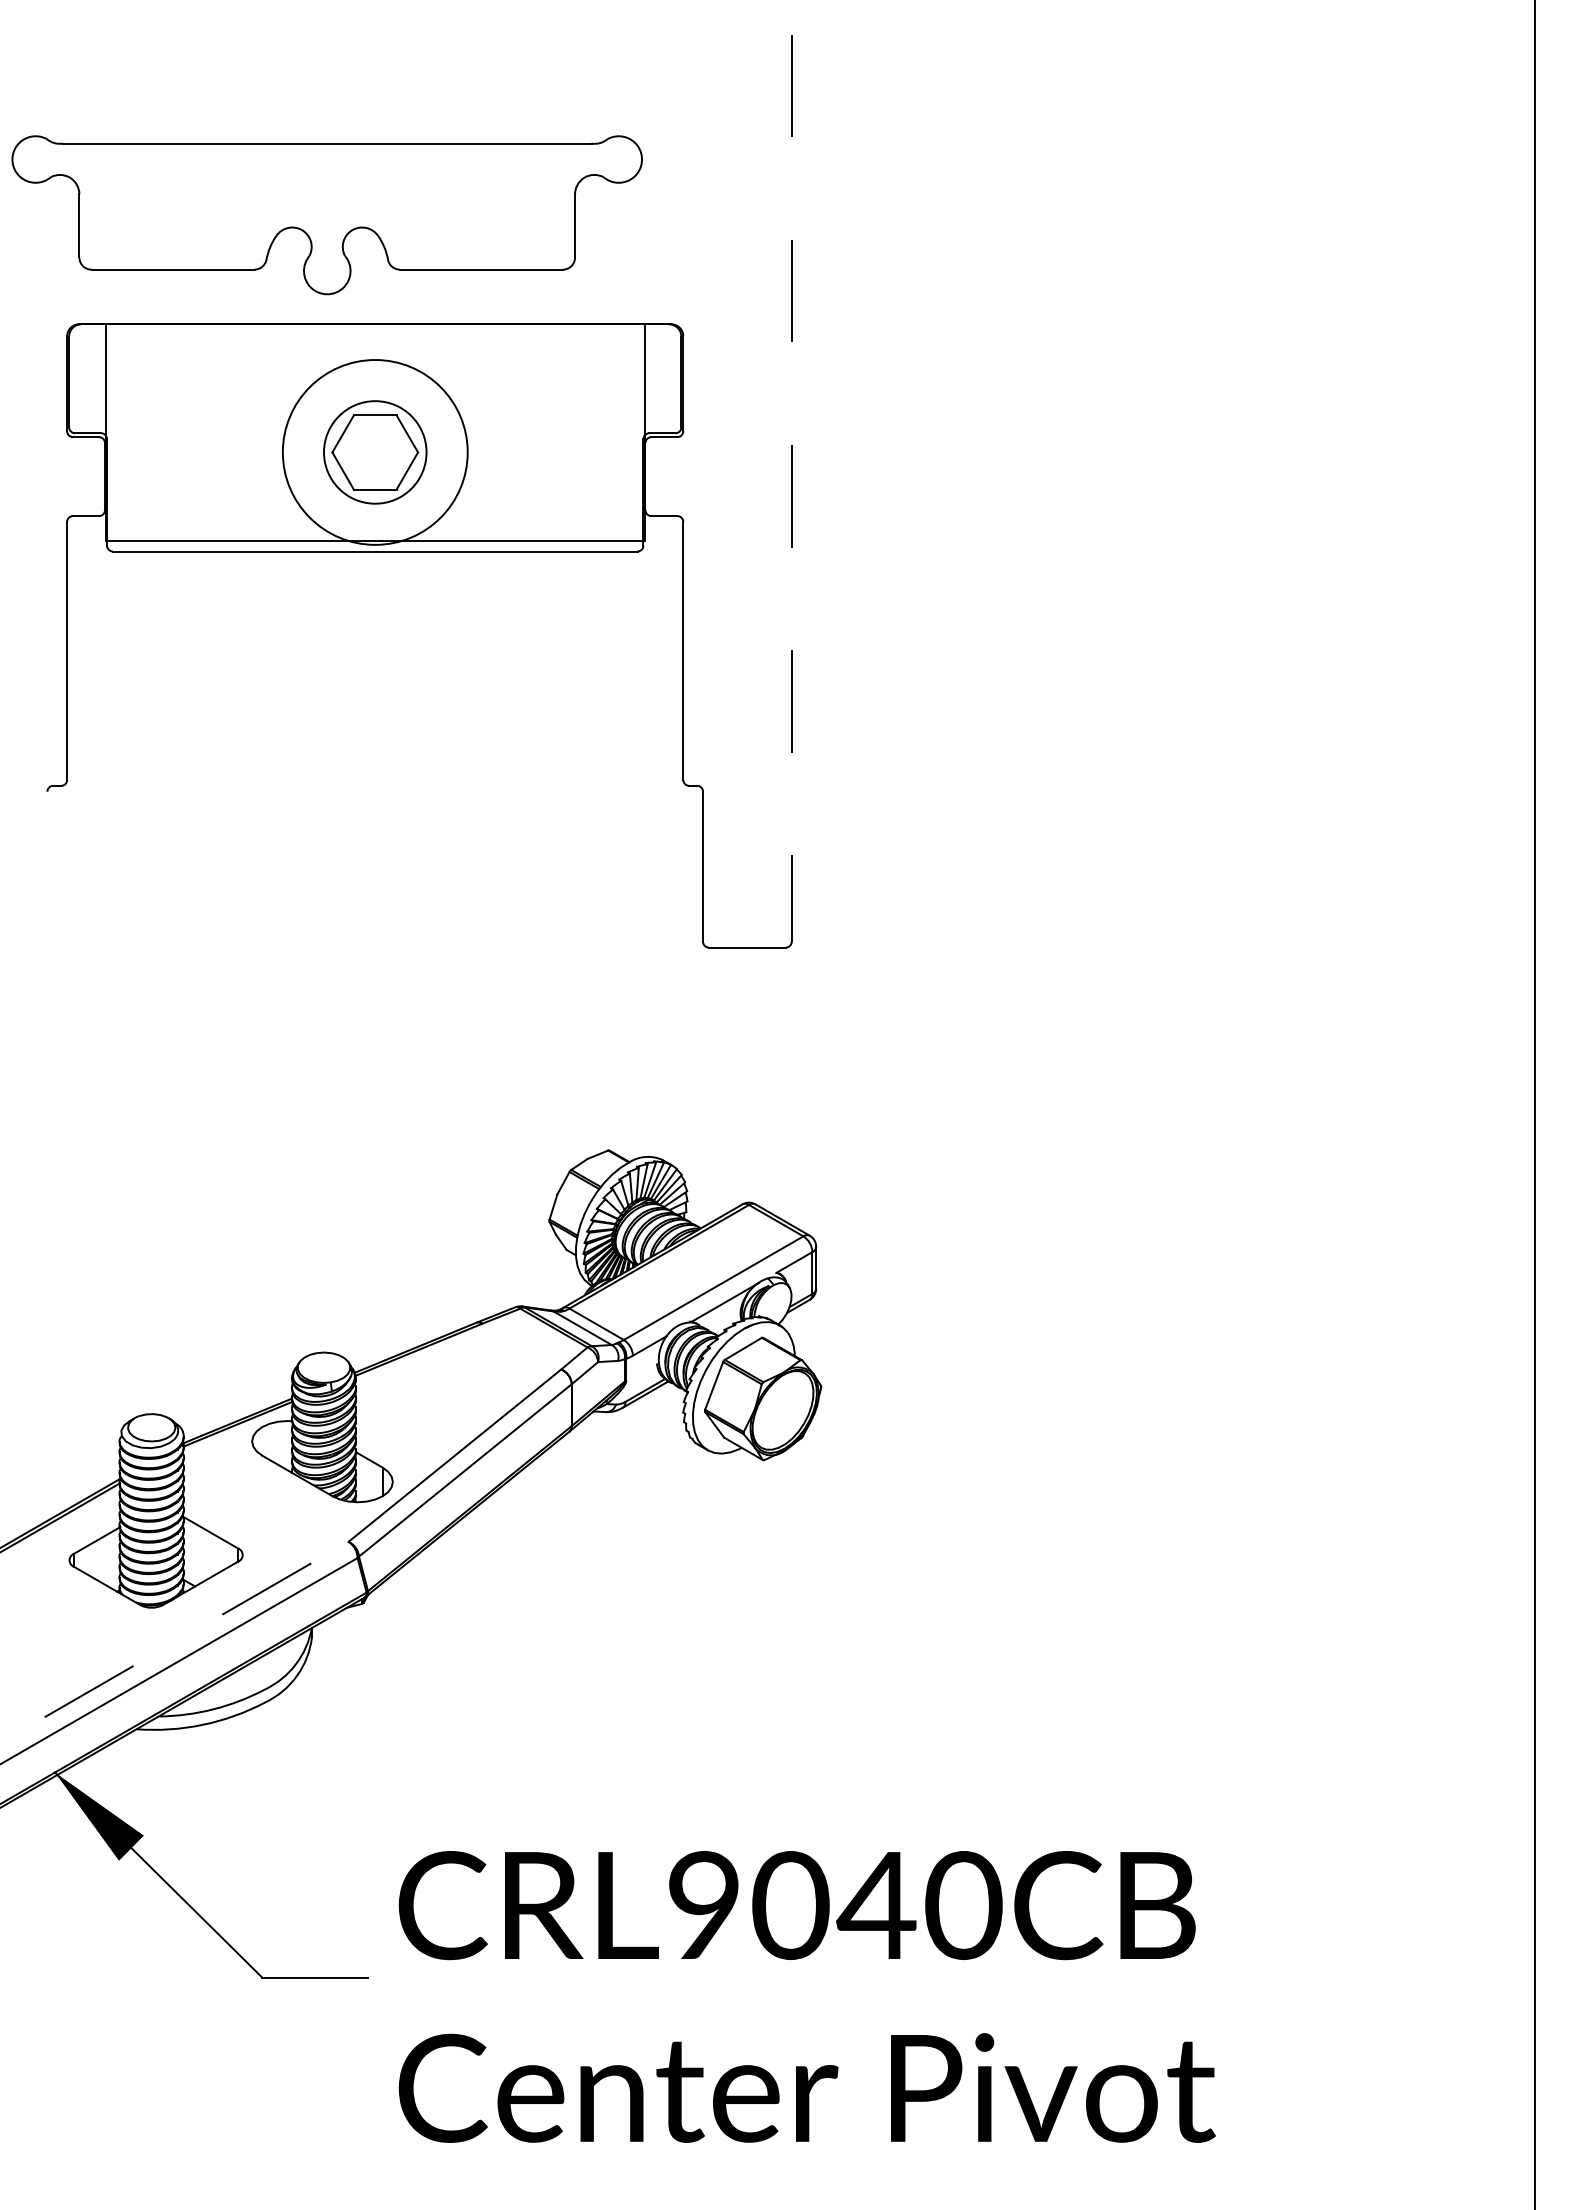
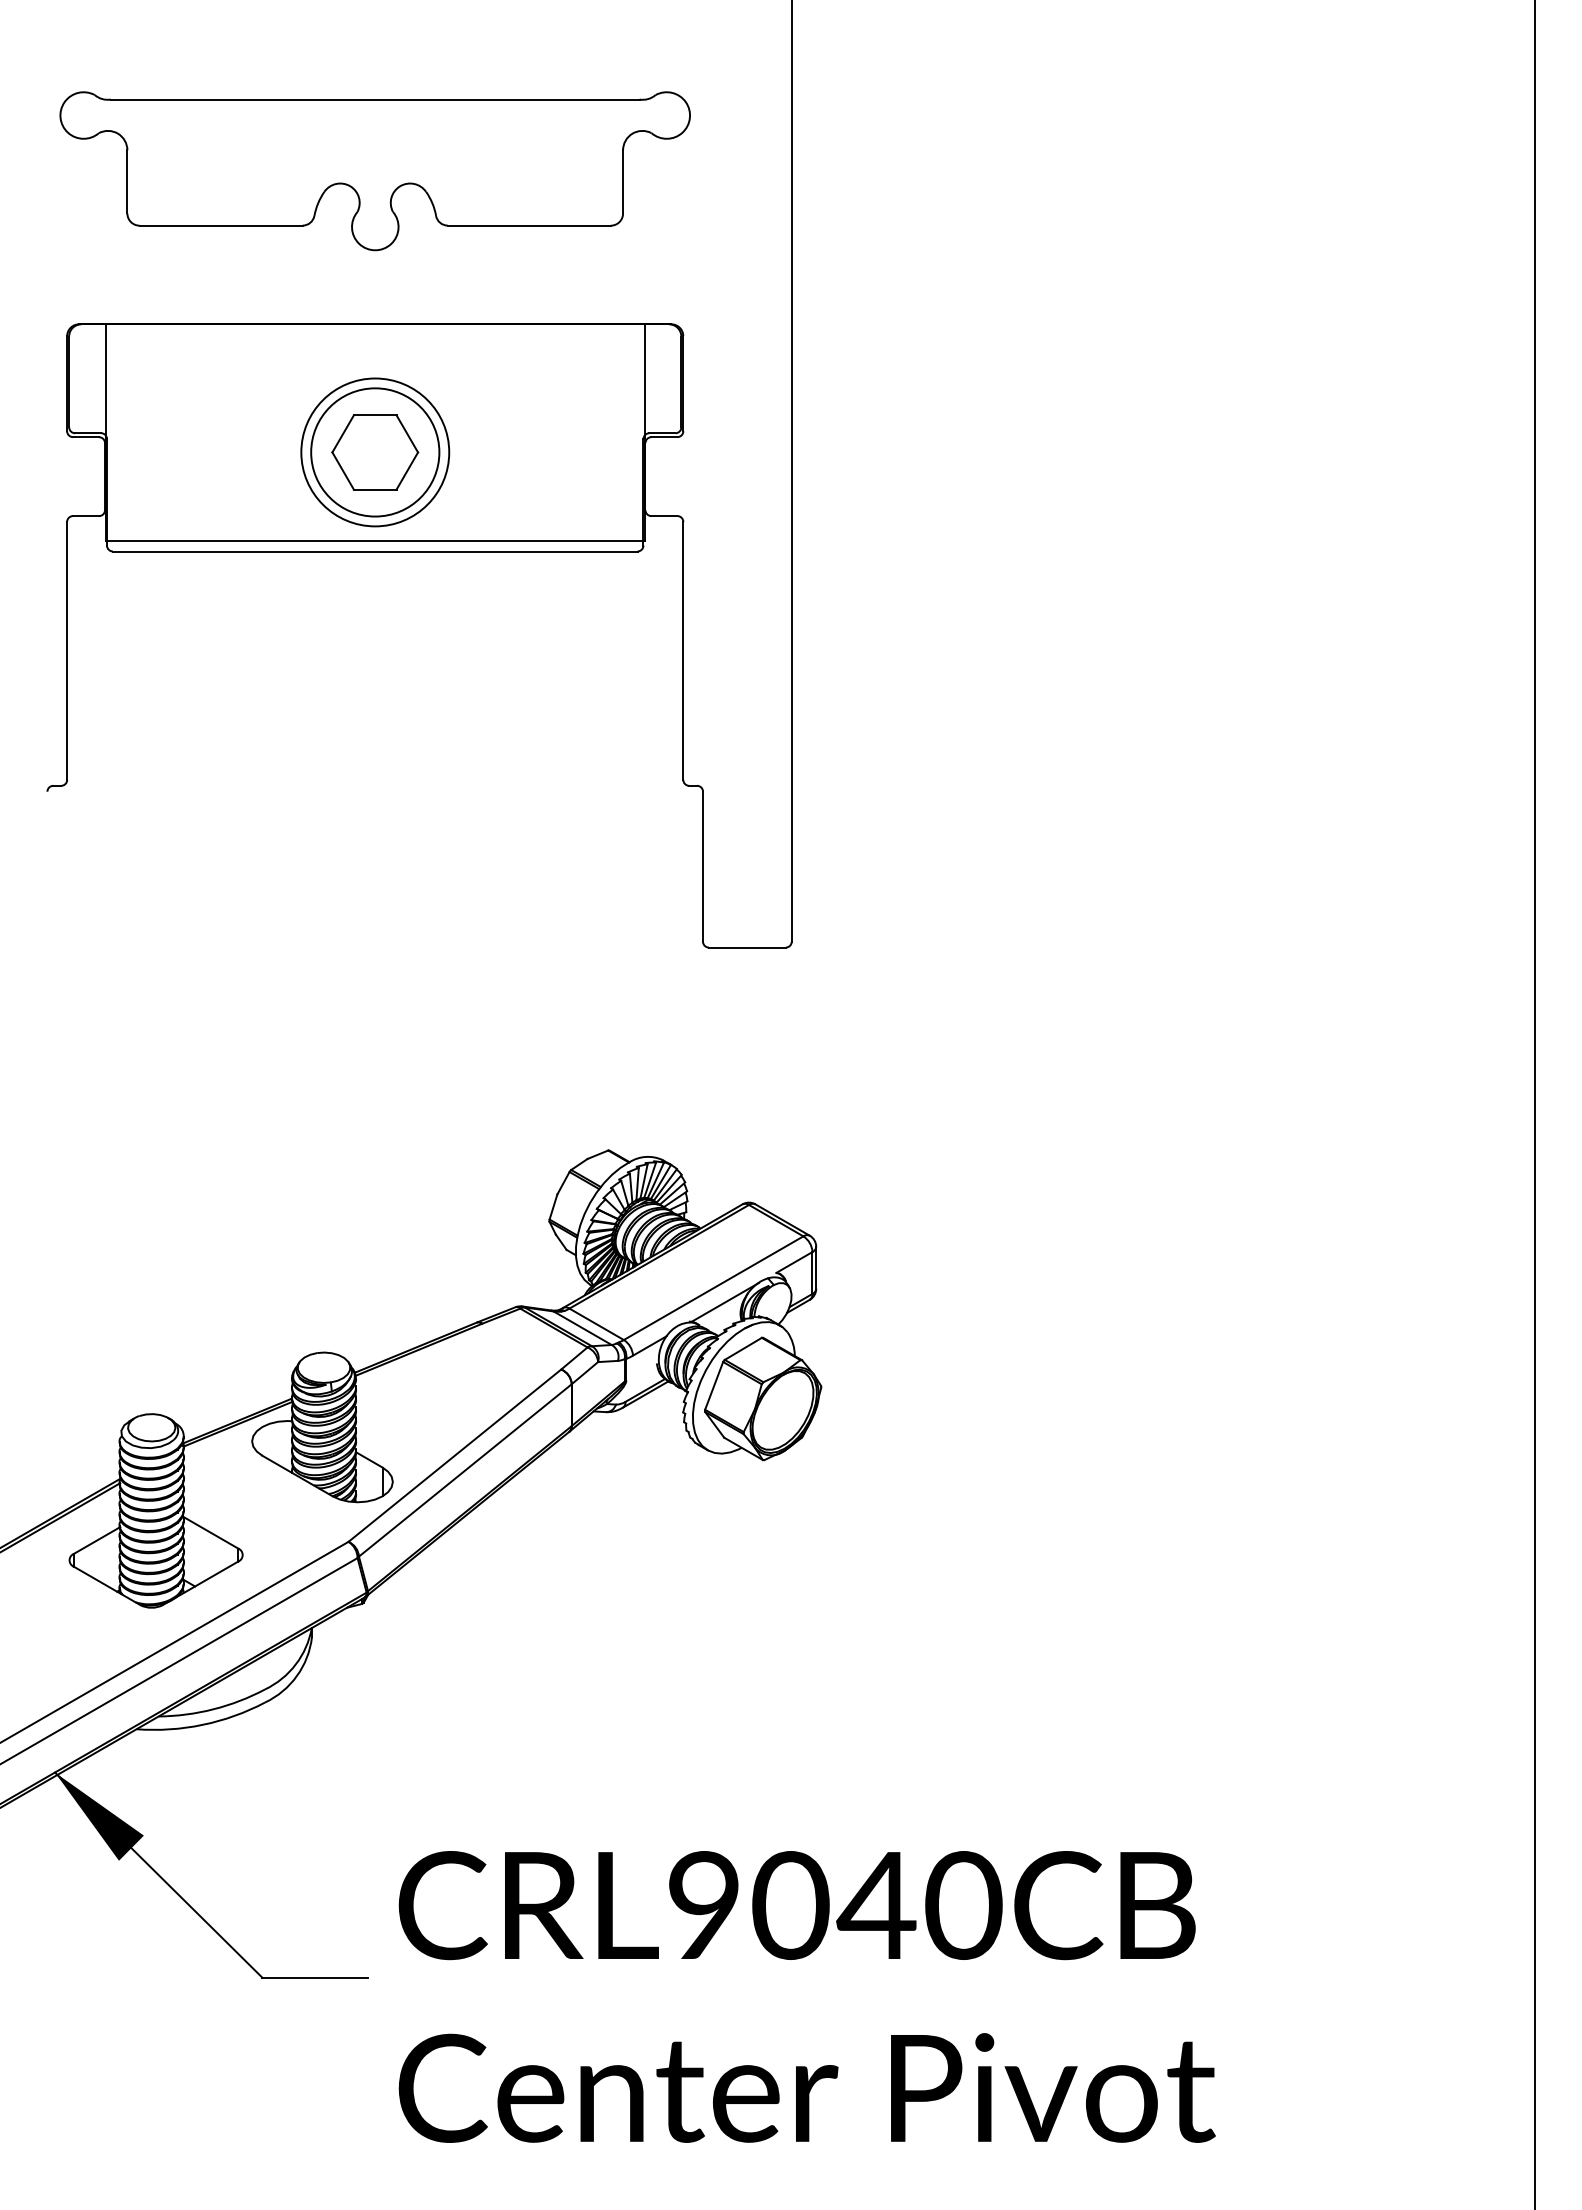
part position: (326, 215) -> (374, 171) (374, 171)
circle diameter: 185 px -> 148 px (375, 452)
circle diameter: 103 px -> 128 px (375, 452)
line: dashed -> solid (791, 470)
line: dashed -> solid (174, 1642)
